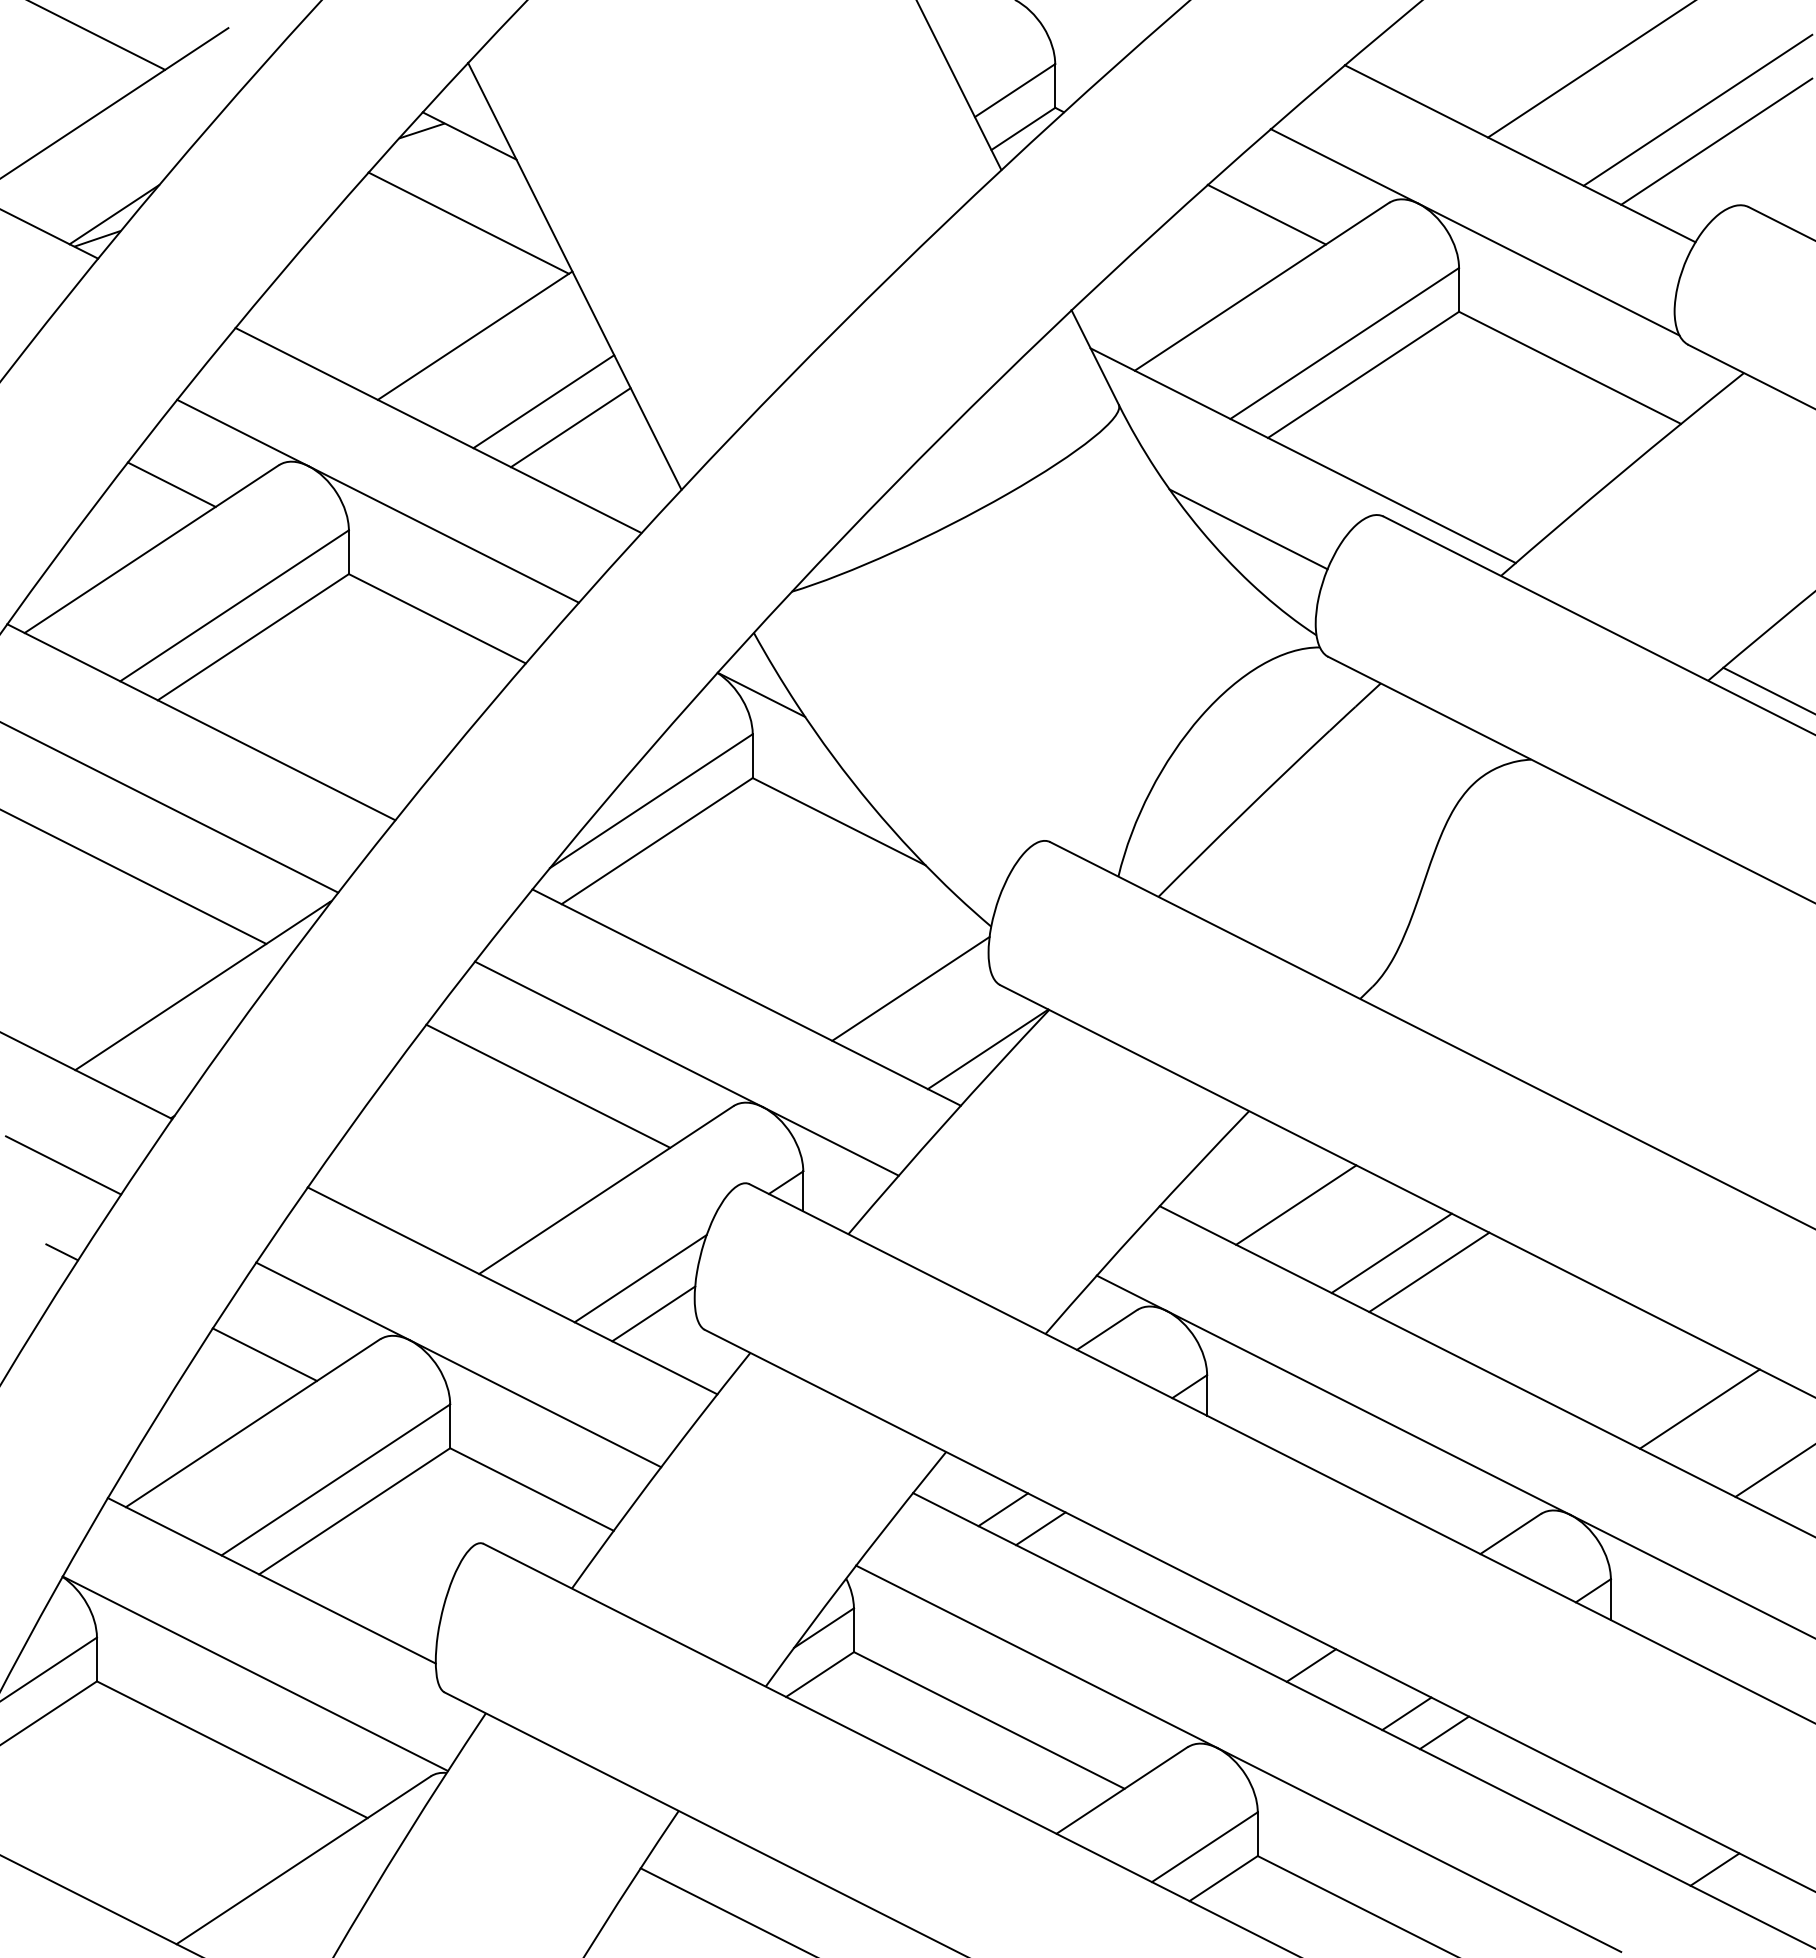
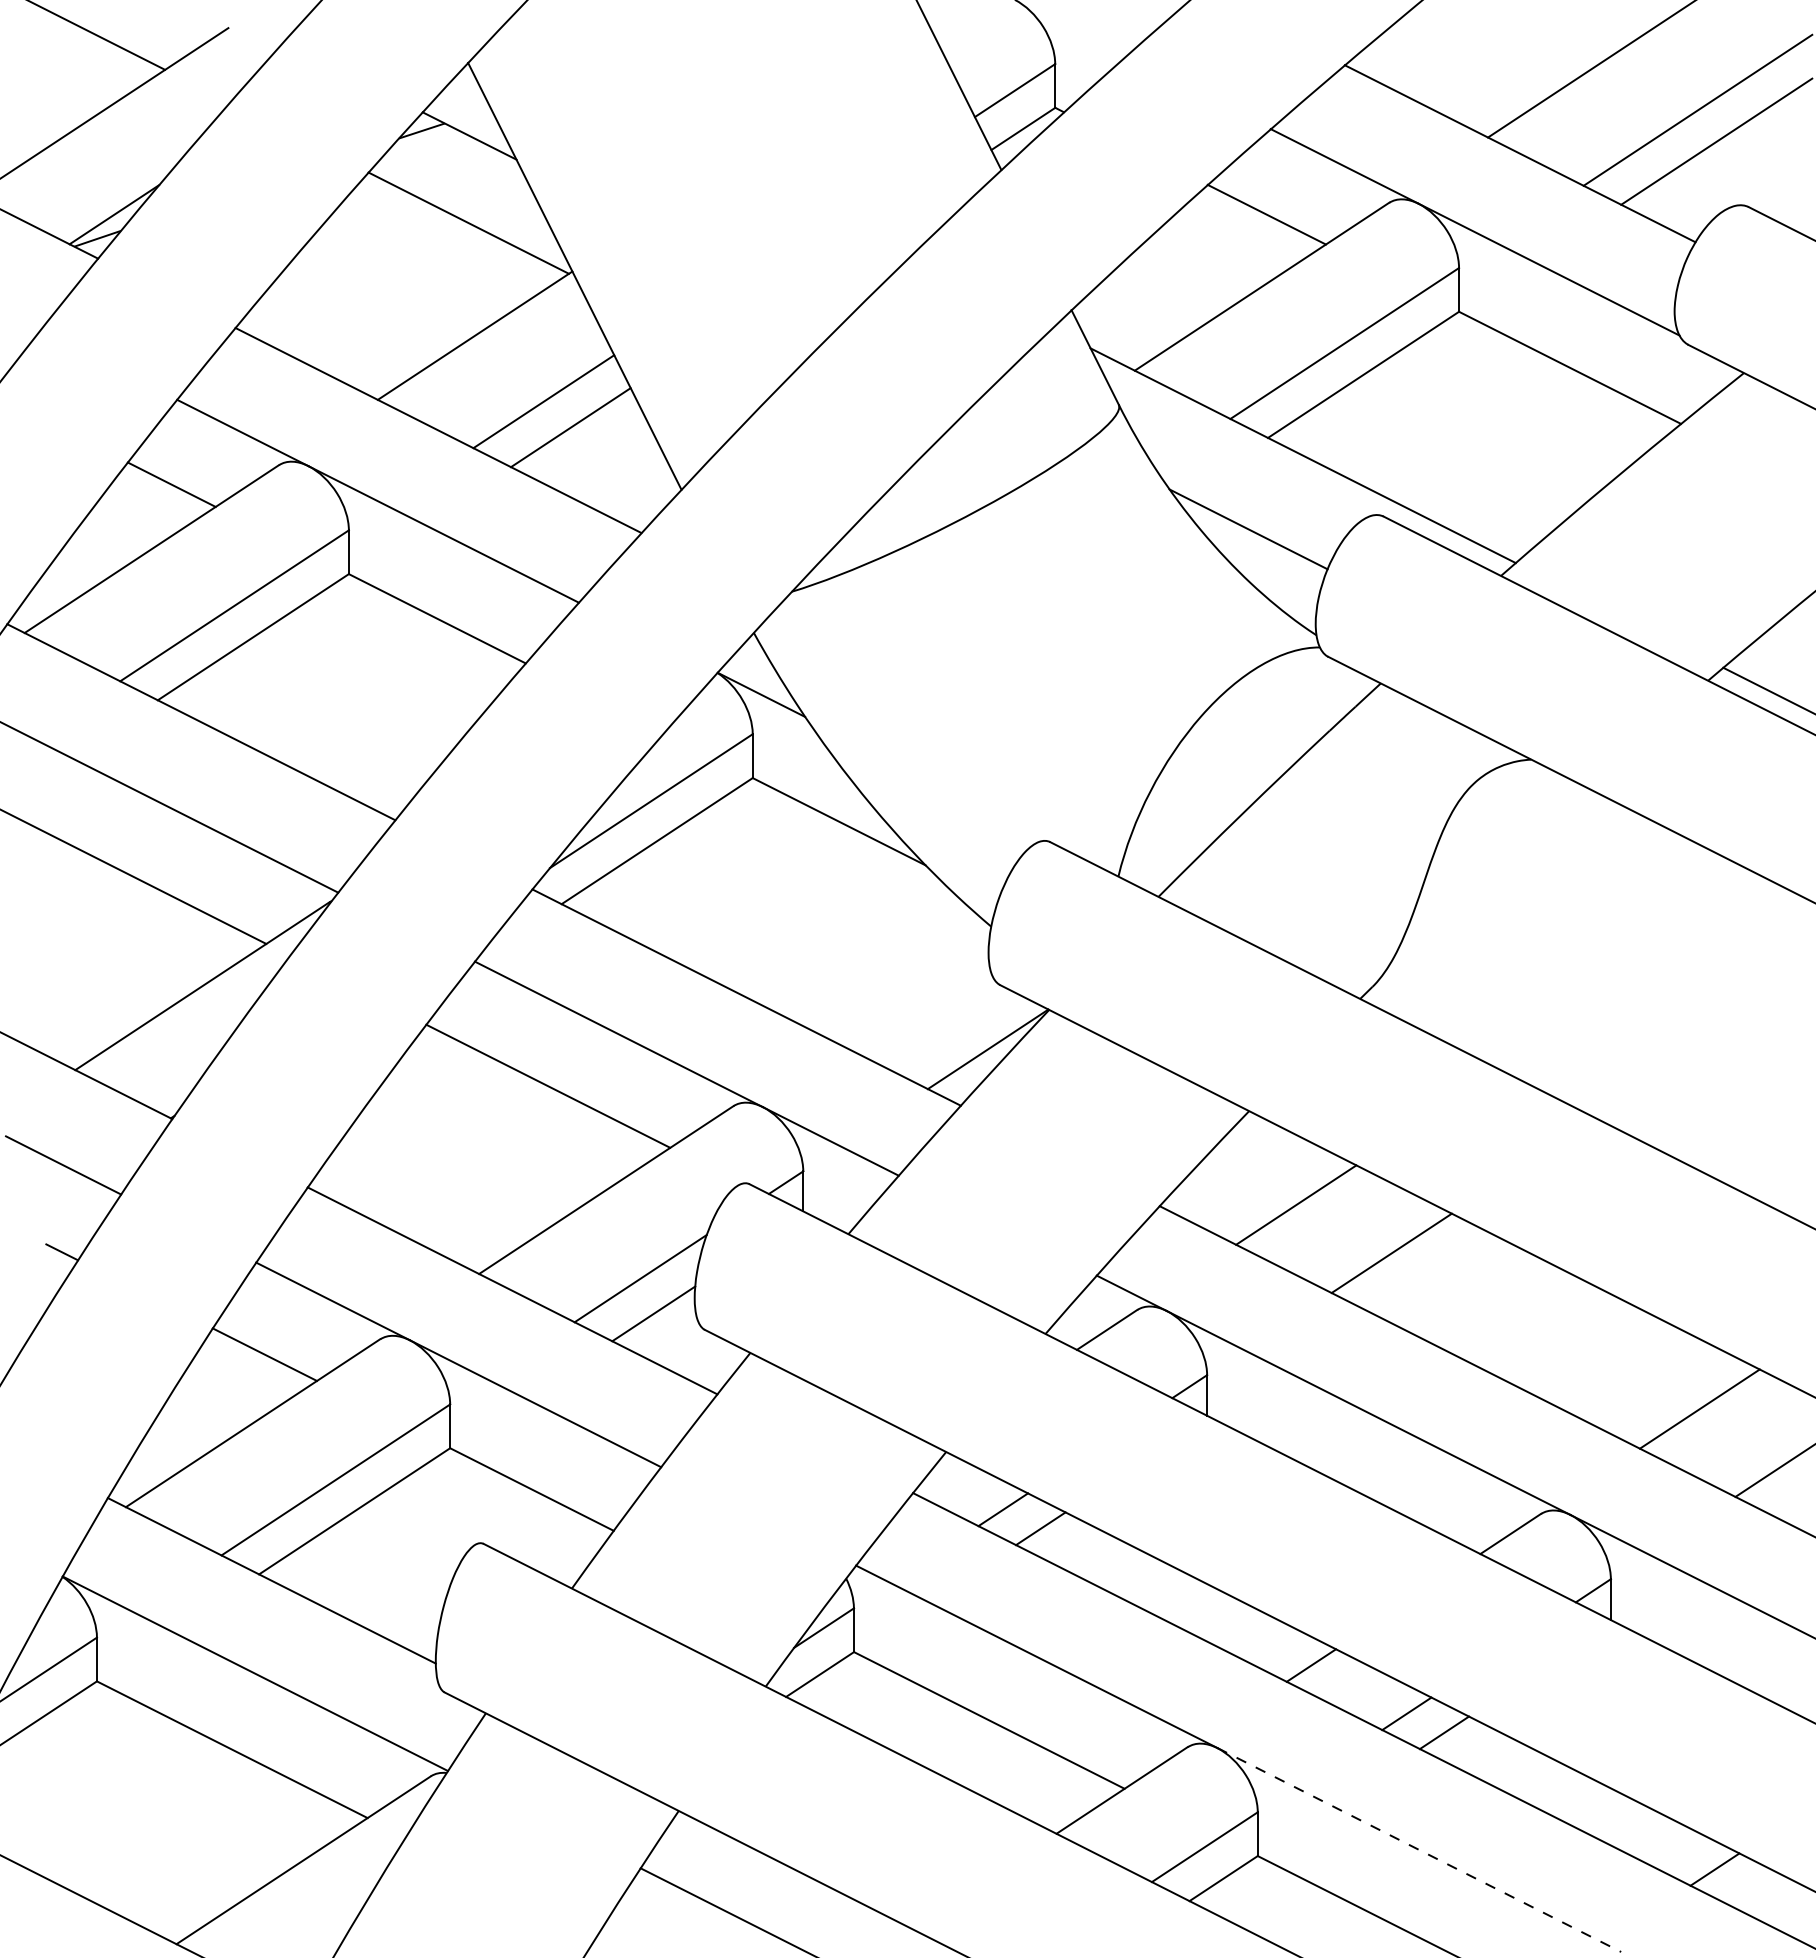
line: present -> none (910, 988)
line: present -> none (1429, 1271)
line: solid -> dashed (1419, 1850)
